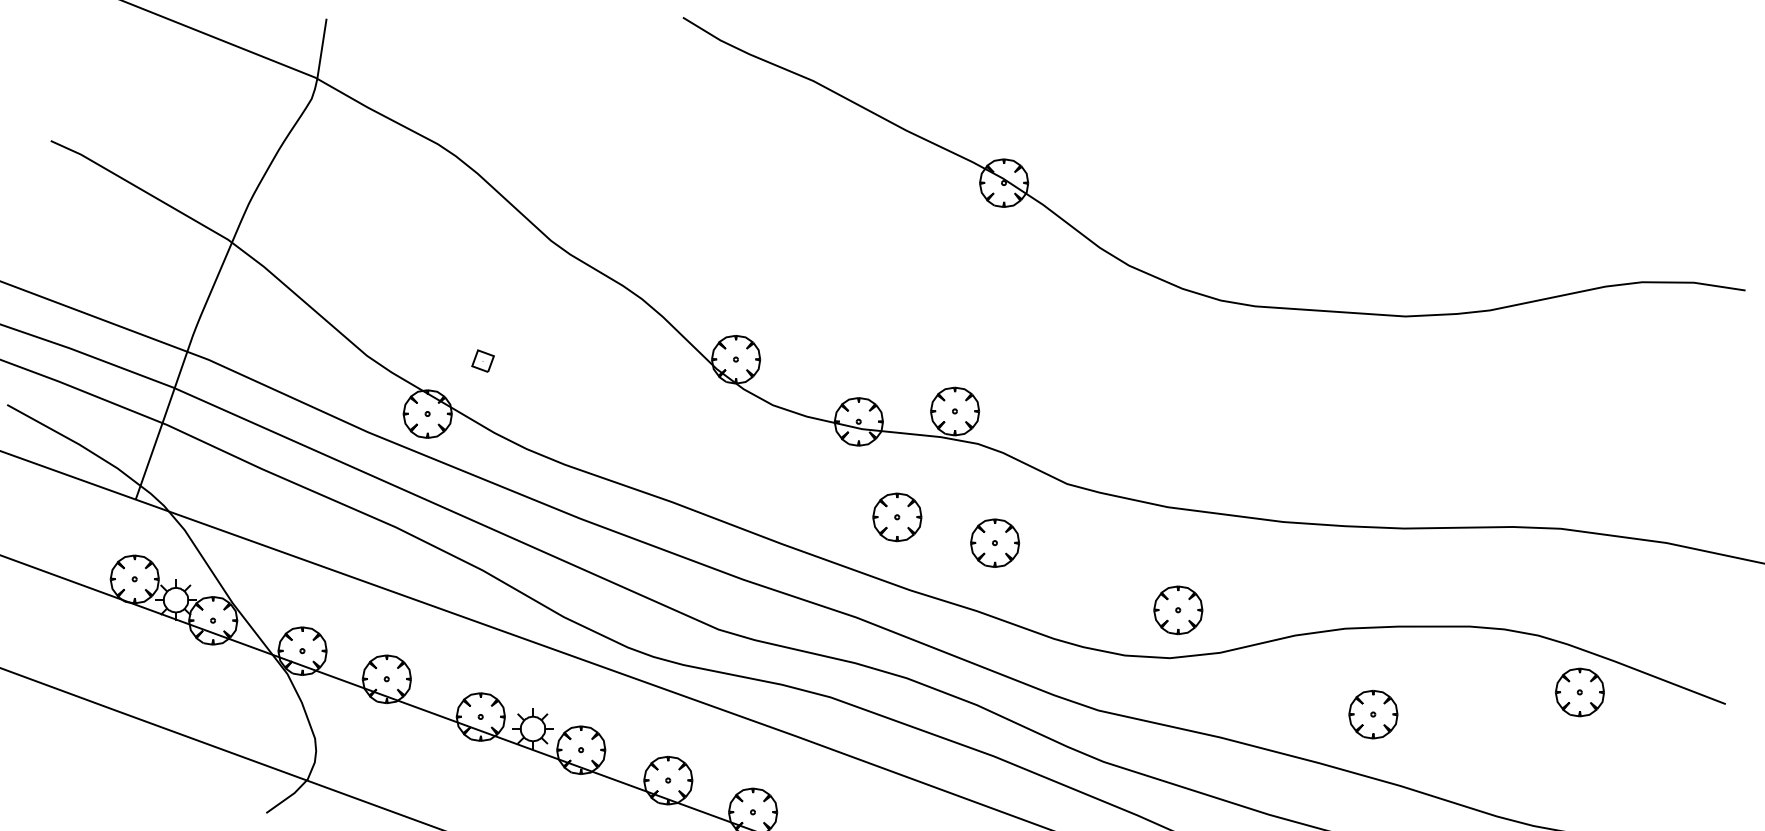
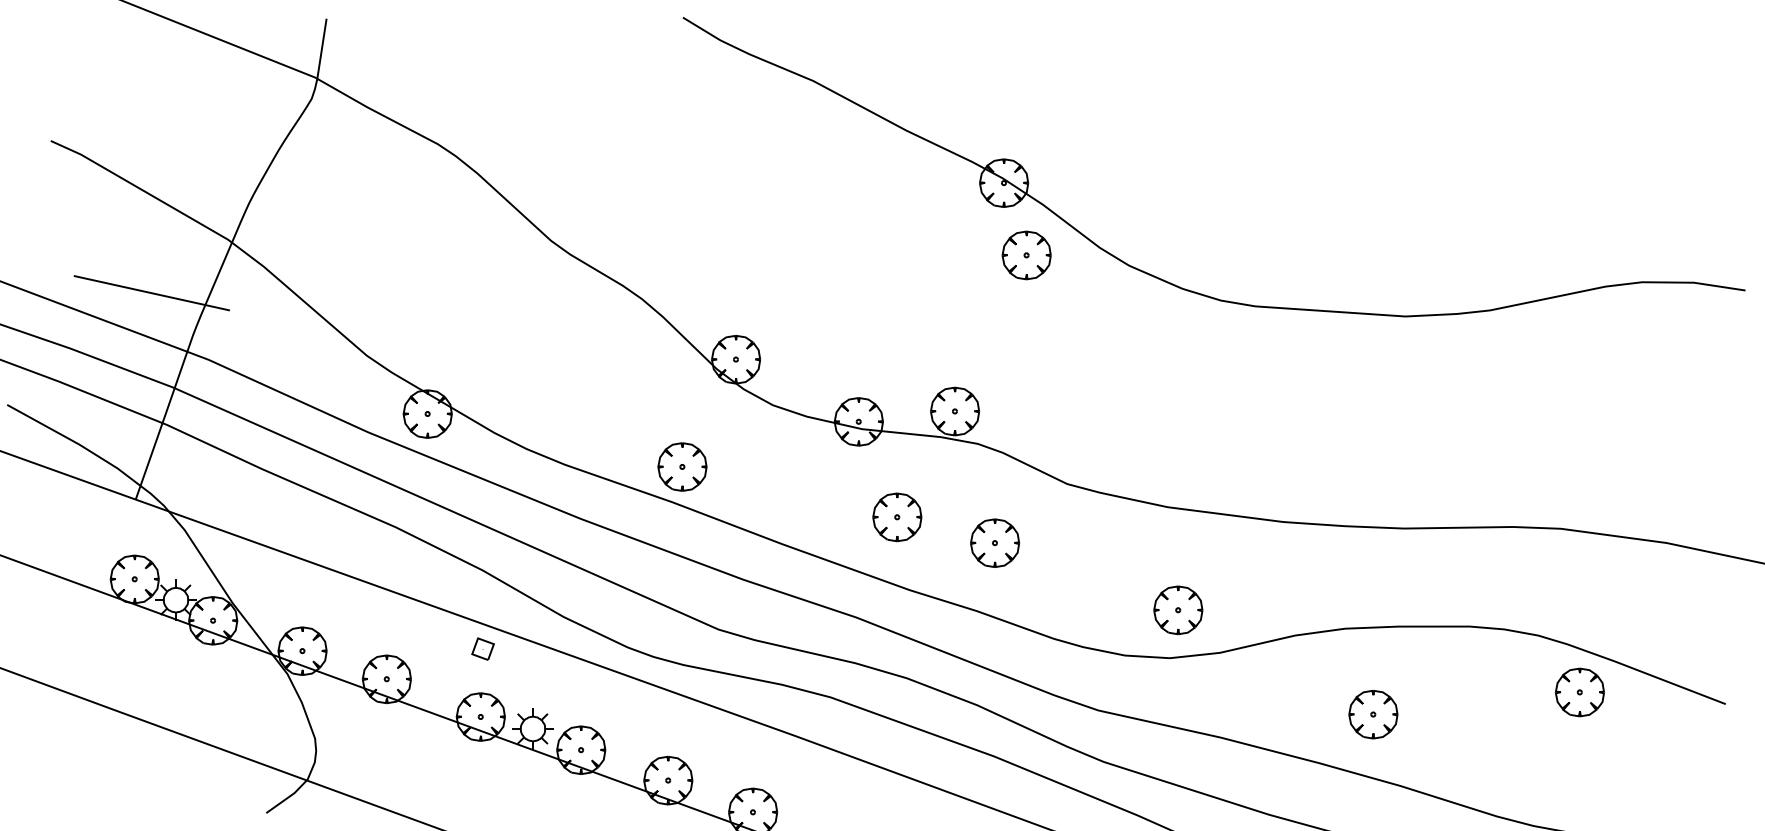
part: none -> present (1026, 255)
line: none -> present (151, 293)
part position: (482, 360) -> (482, 648) (482, 648)
part: none -> present (682, 466)
